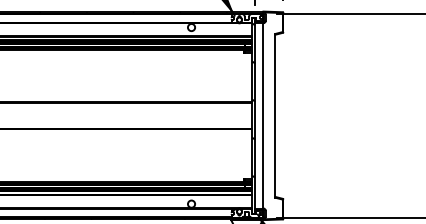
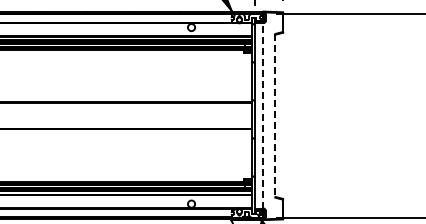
line: solid -> dashed (263, 115)
line: solid -> dashed (275, 115)
